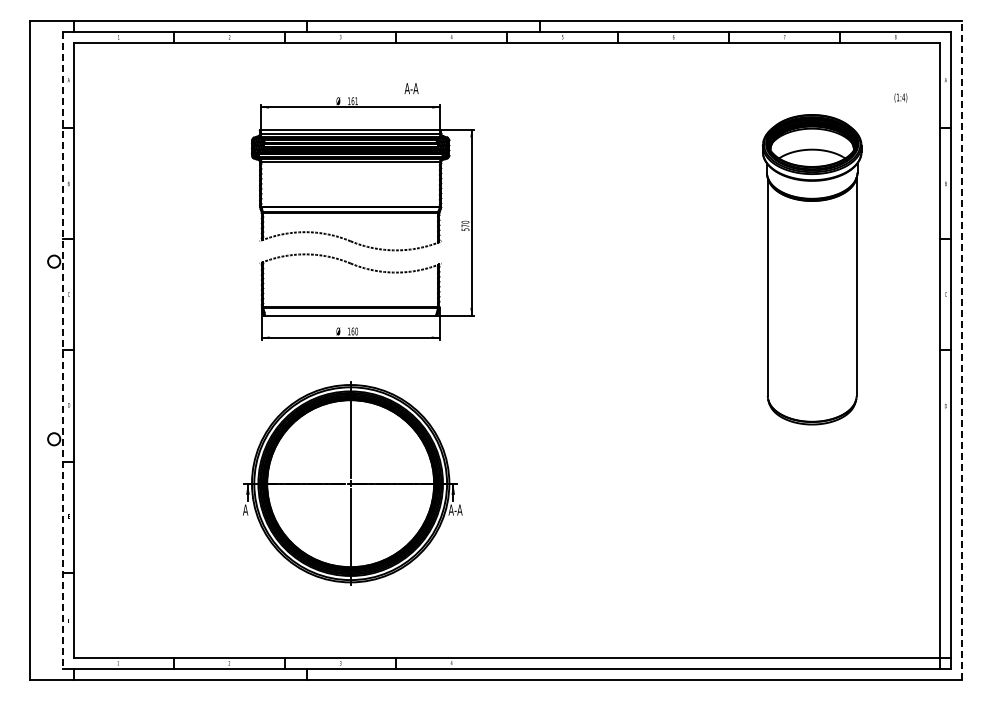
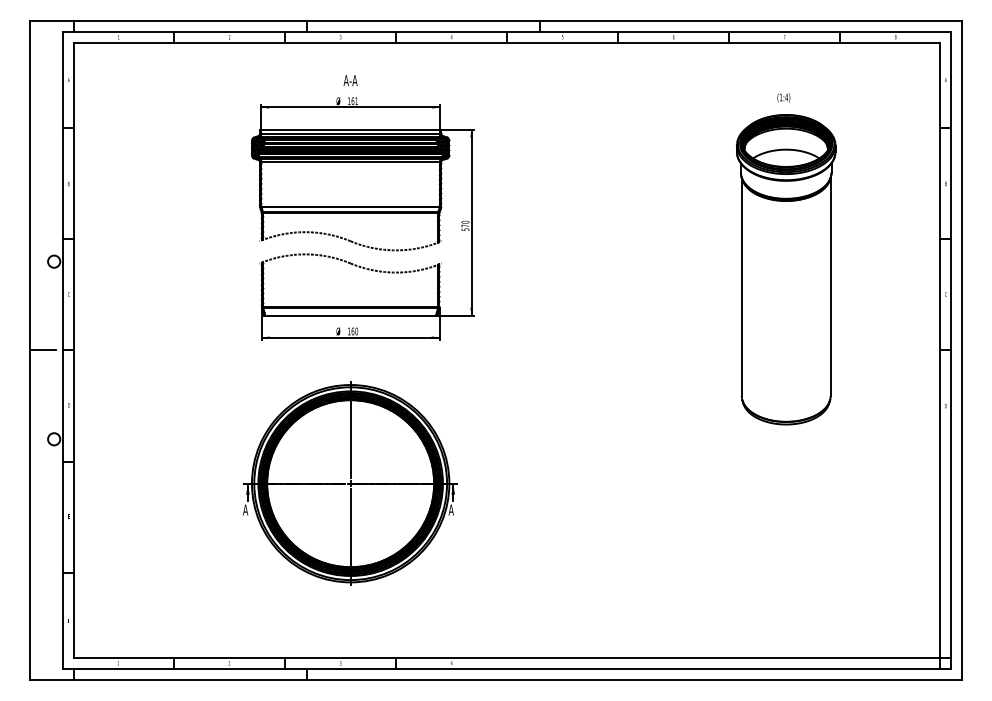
text position: (411, 88) -> (350, 80) (350, 80)
text position: (900, 97) -> (783, 97) (783, 97)
part position: (812, 269) -> (786, 269) (786, 269)
line: none -> present (42, 350)
line: dashed -> solid (63, 350)
line: dashed -> solid (962, 350)
text: A-A -> A (458, 509)
